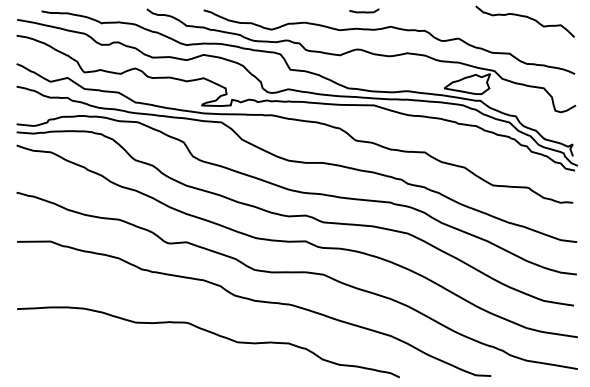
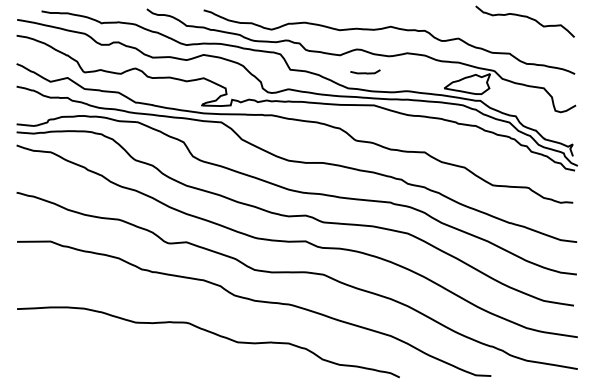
curve position: (364, 11) -> (365, 72) (365, 72)
